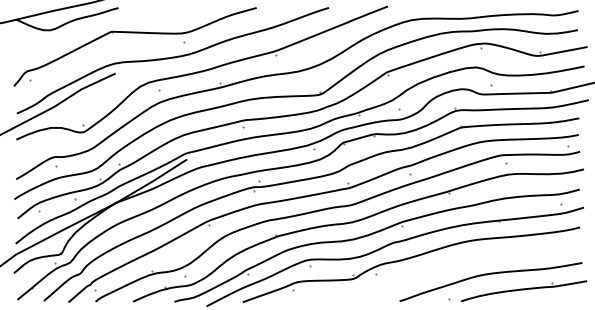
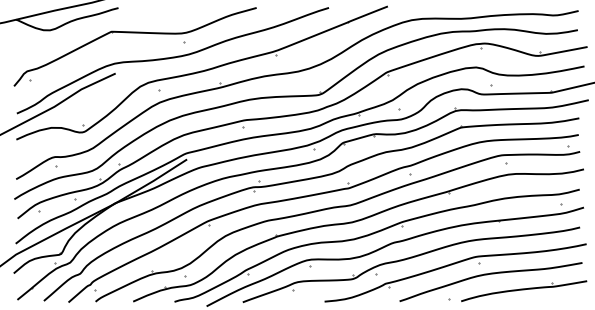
part: none -> present (455, 264)
